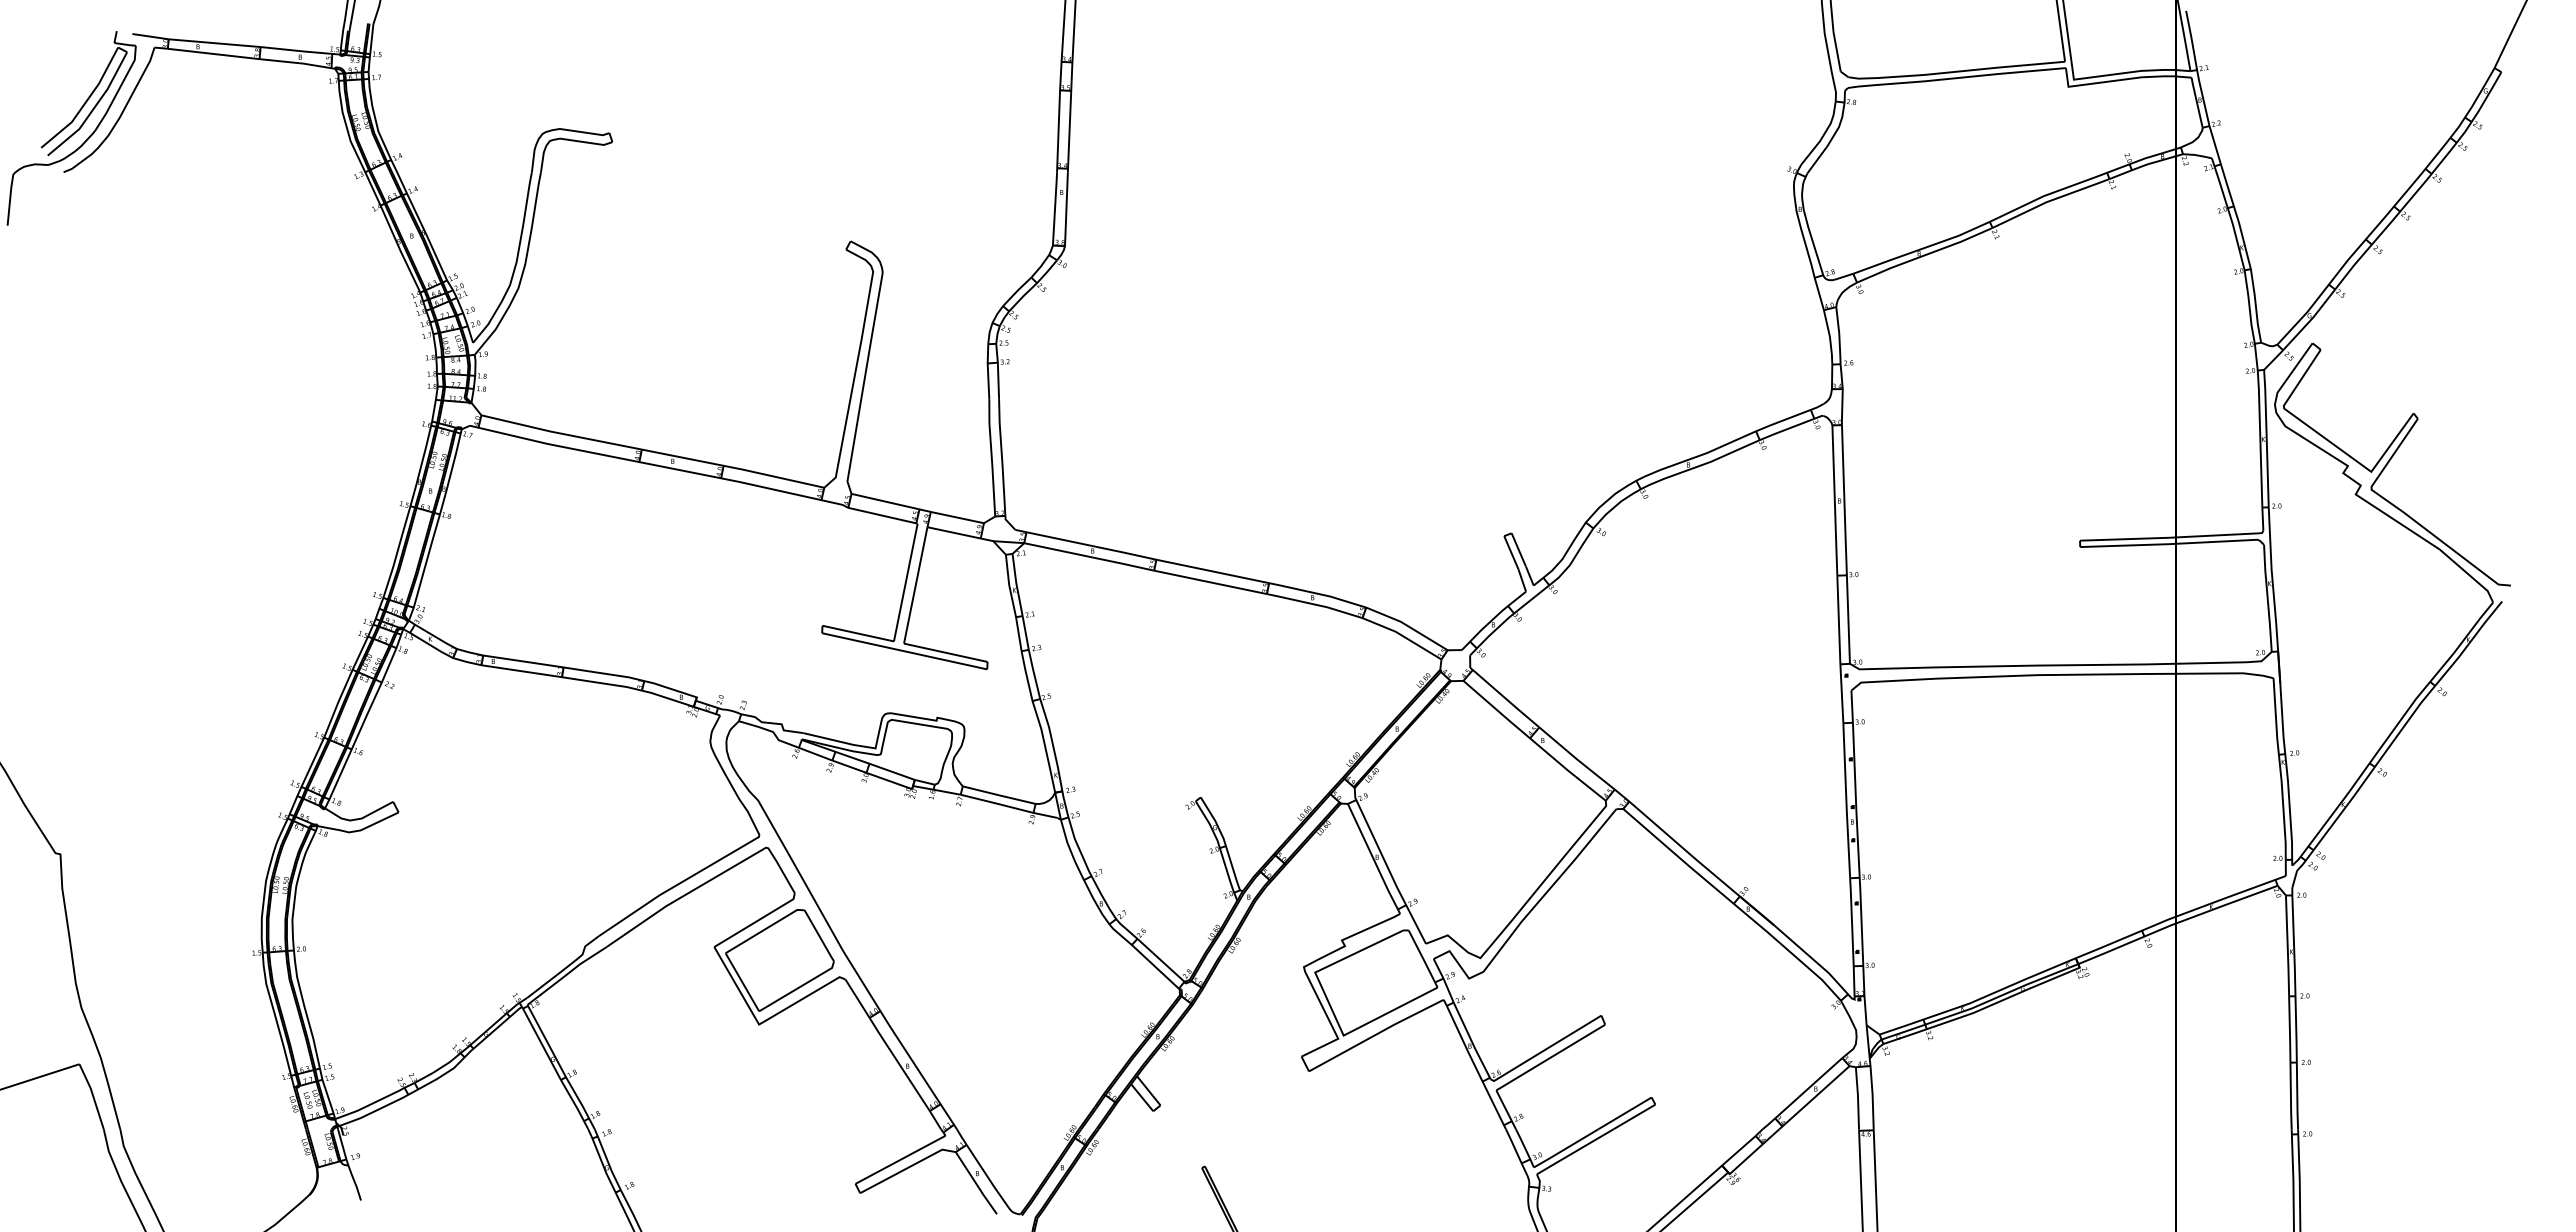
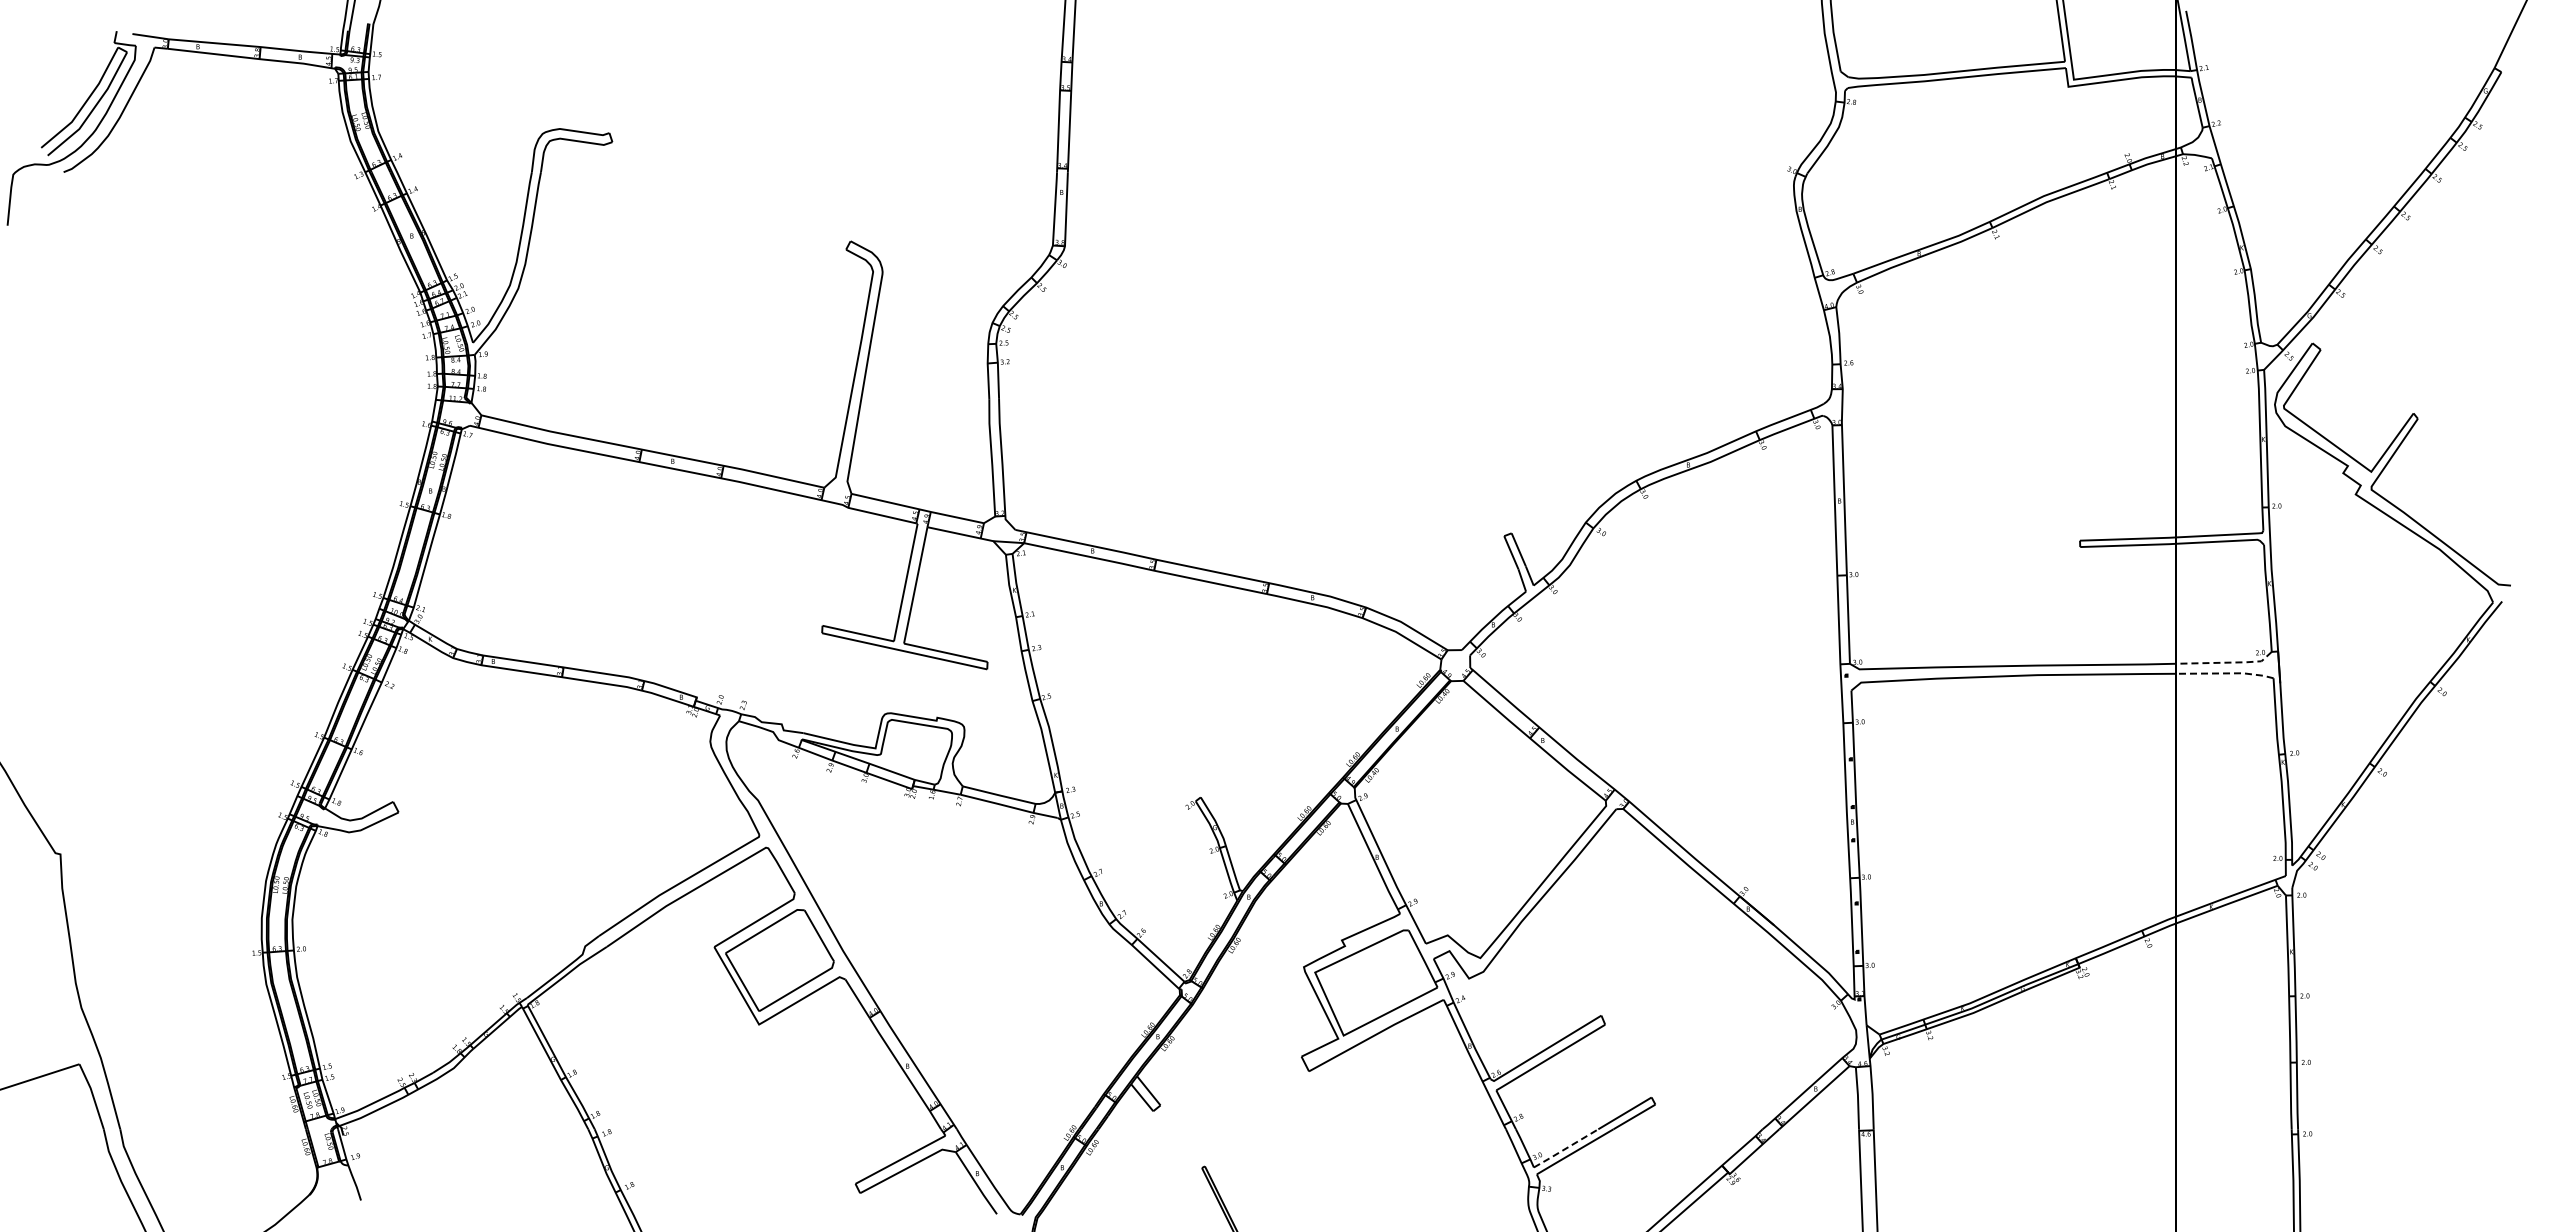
line: solid -> dashed (2226, 662)
line: solid -> dashed (2226, 673)
line: solid -> dashed (1566, 1148)
